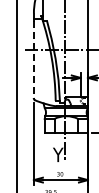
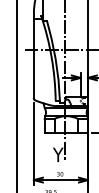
line: dashed -> solid (33, 60)
